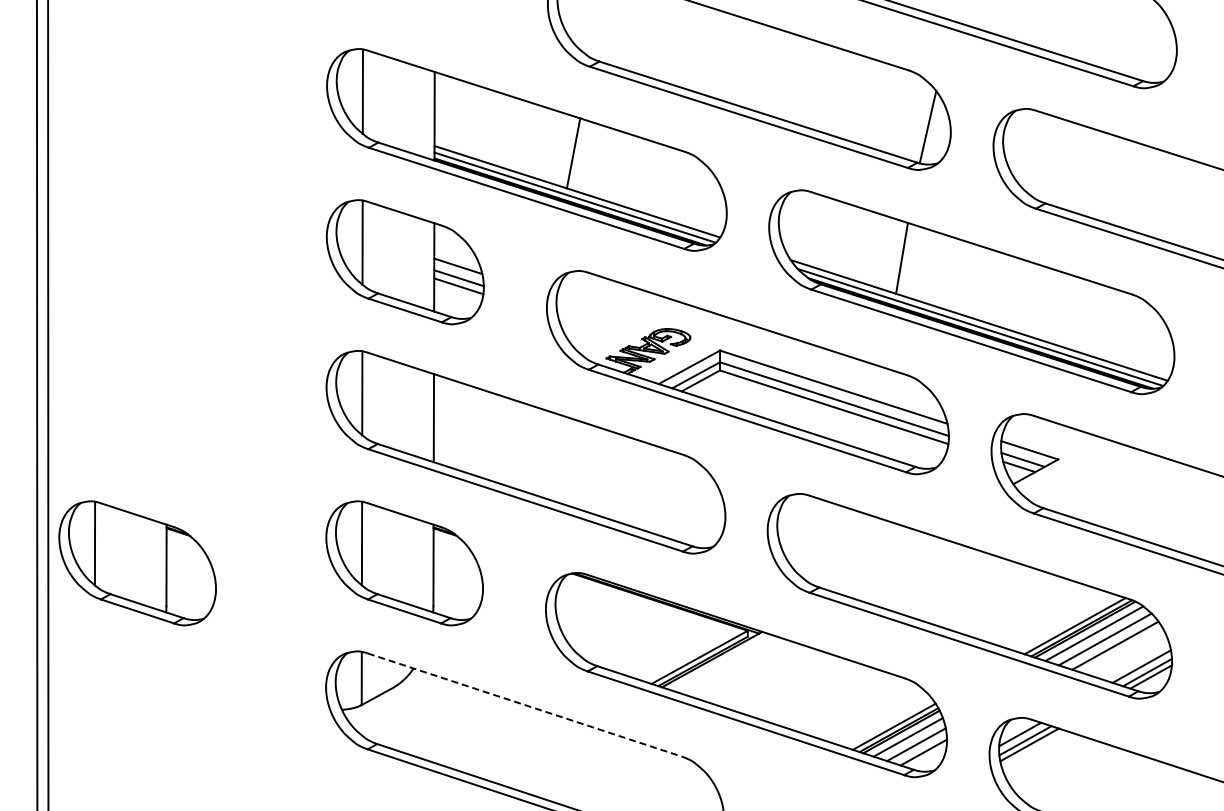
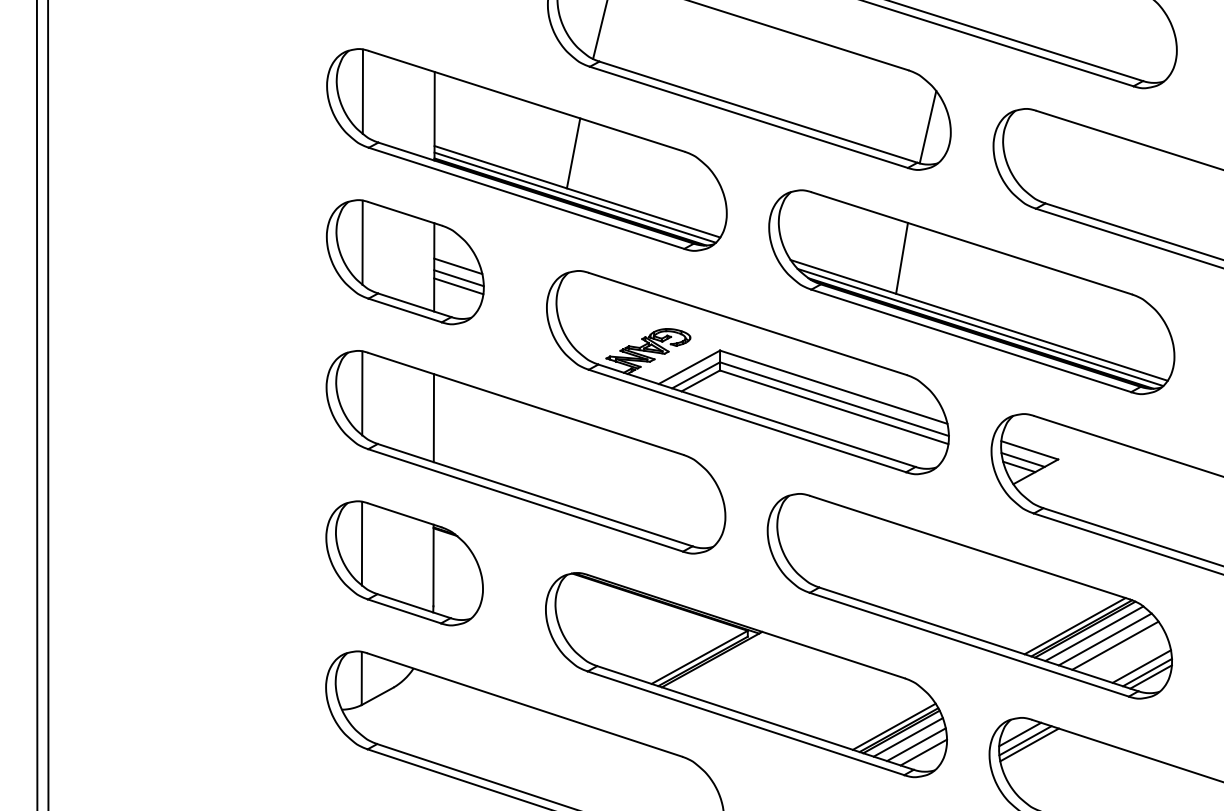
line: none -> present (599, 30)
part: present -> none (137, 563)
line: dashed -> solid (525, 705)
